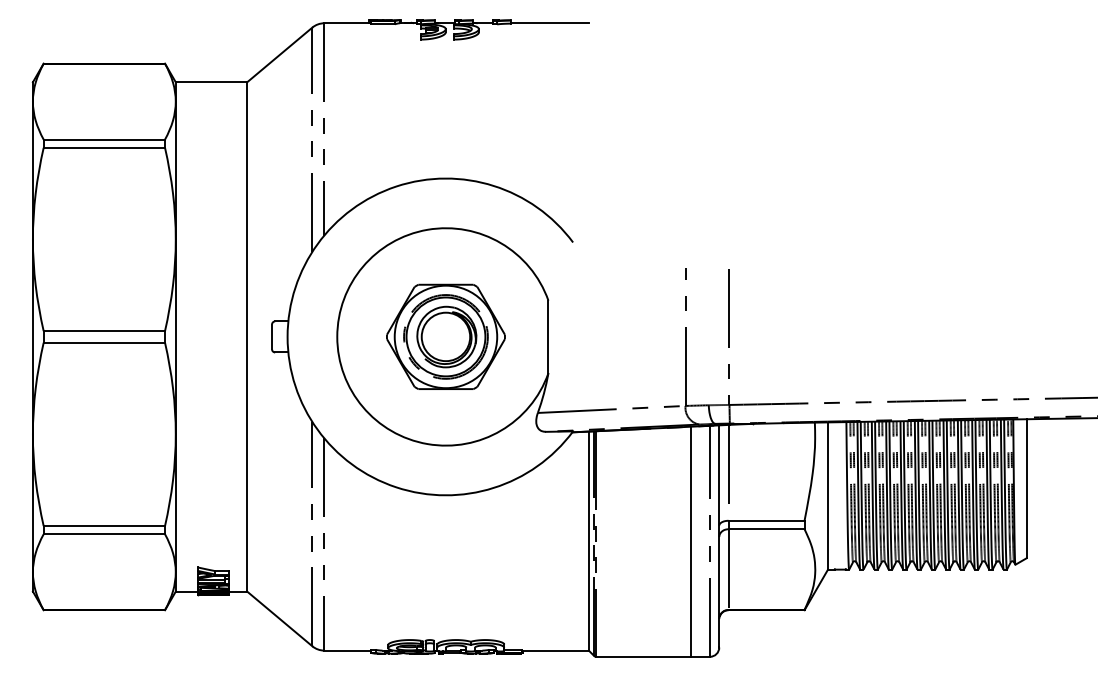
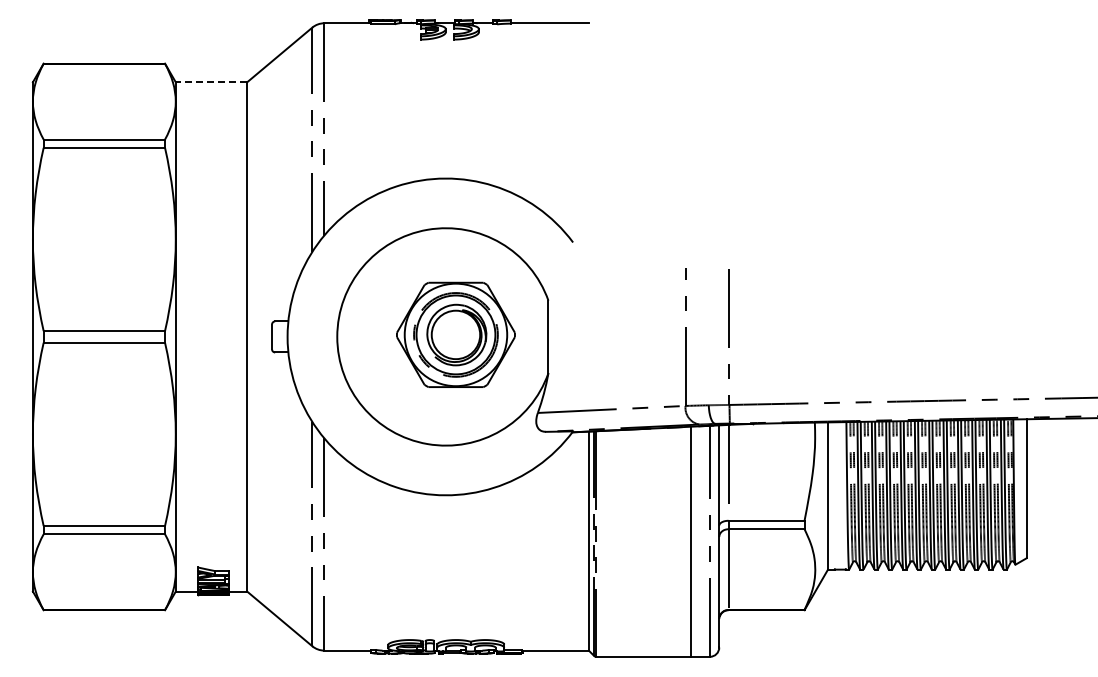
line: solid -> dashed (211, 82)
part position: (445, 336) -> (455, 334) (455, 334)
